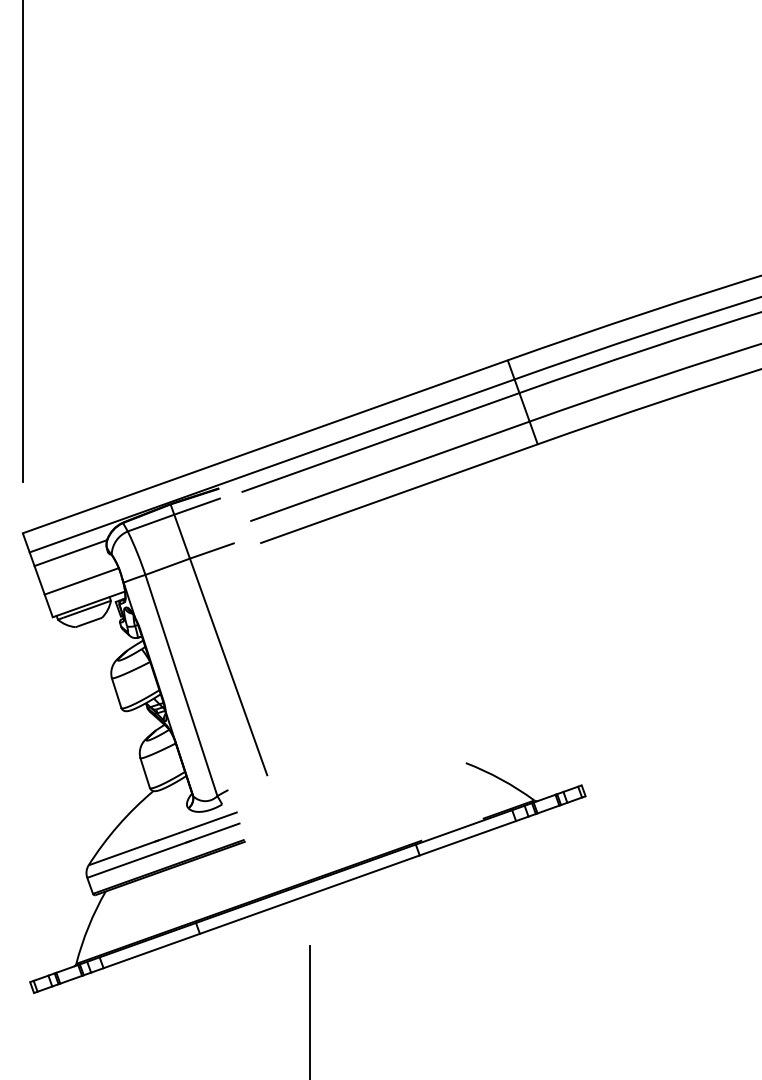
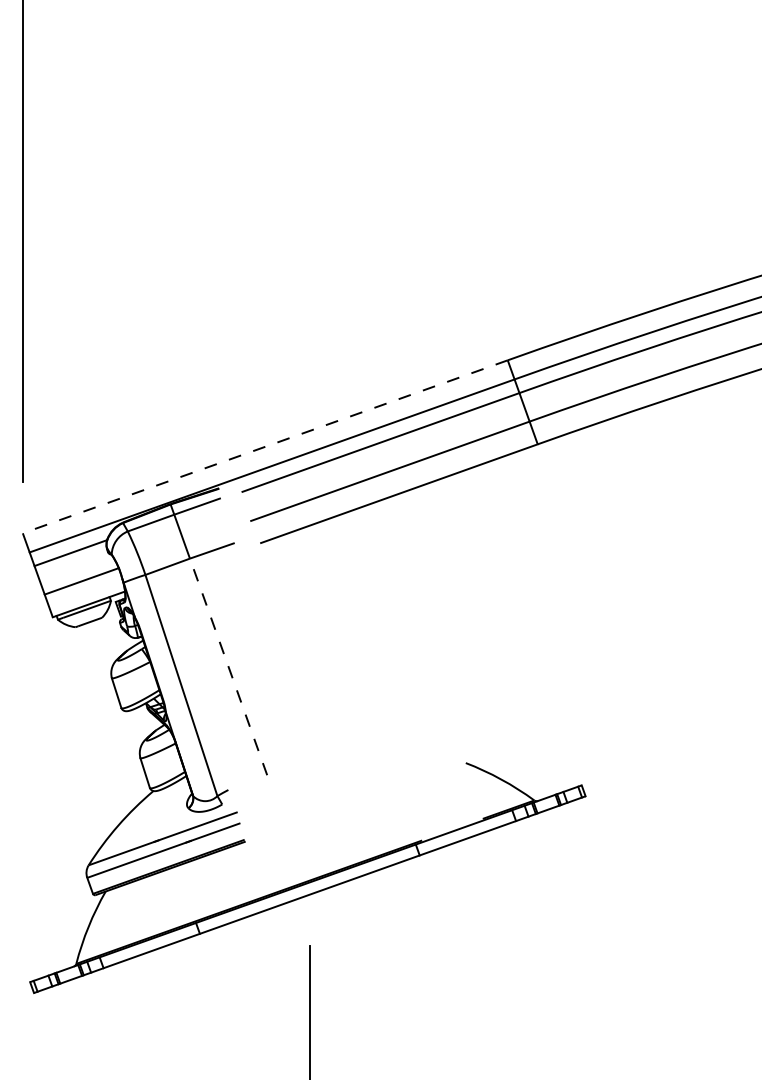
line: solid -> dashed (264, 446)
line: solid -> dashed (228, 666)
